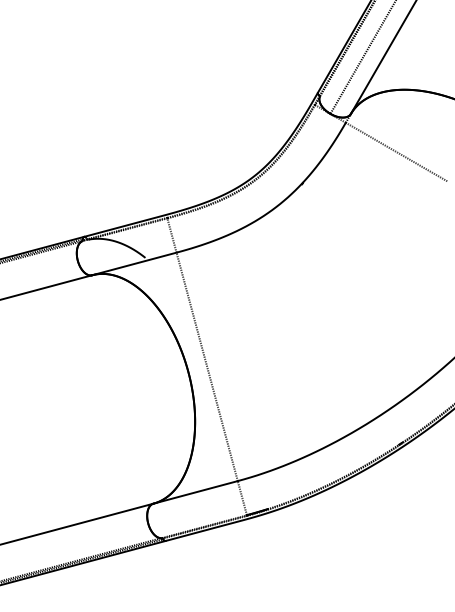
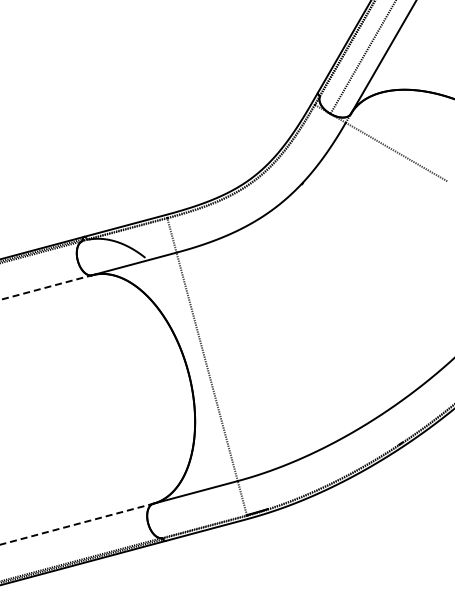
line: solid -> dashed (46, 287)
line: solid -> dashed (77, 524)
